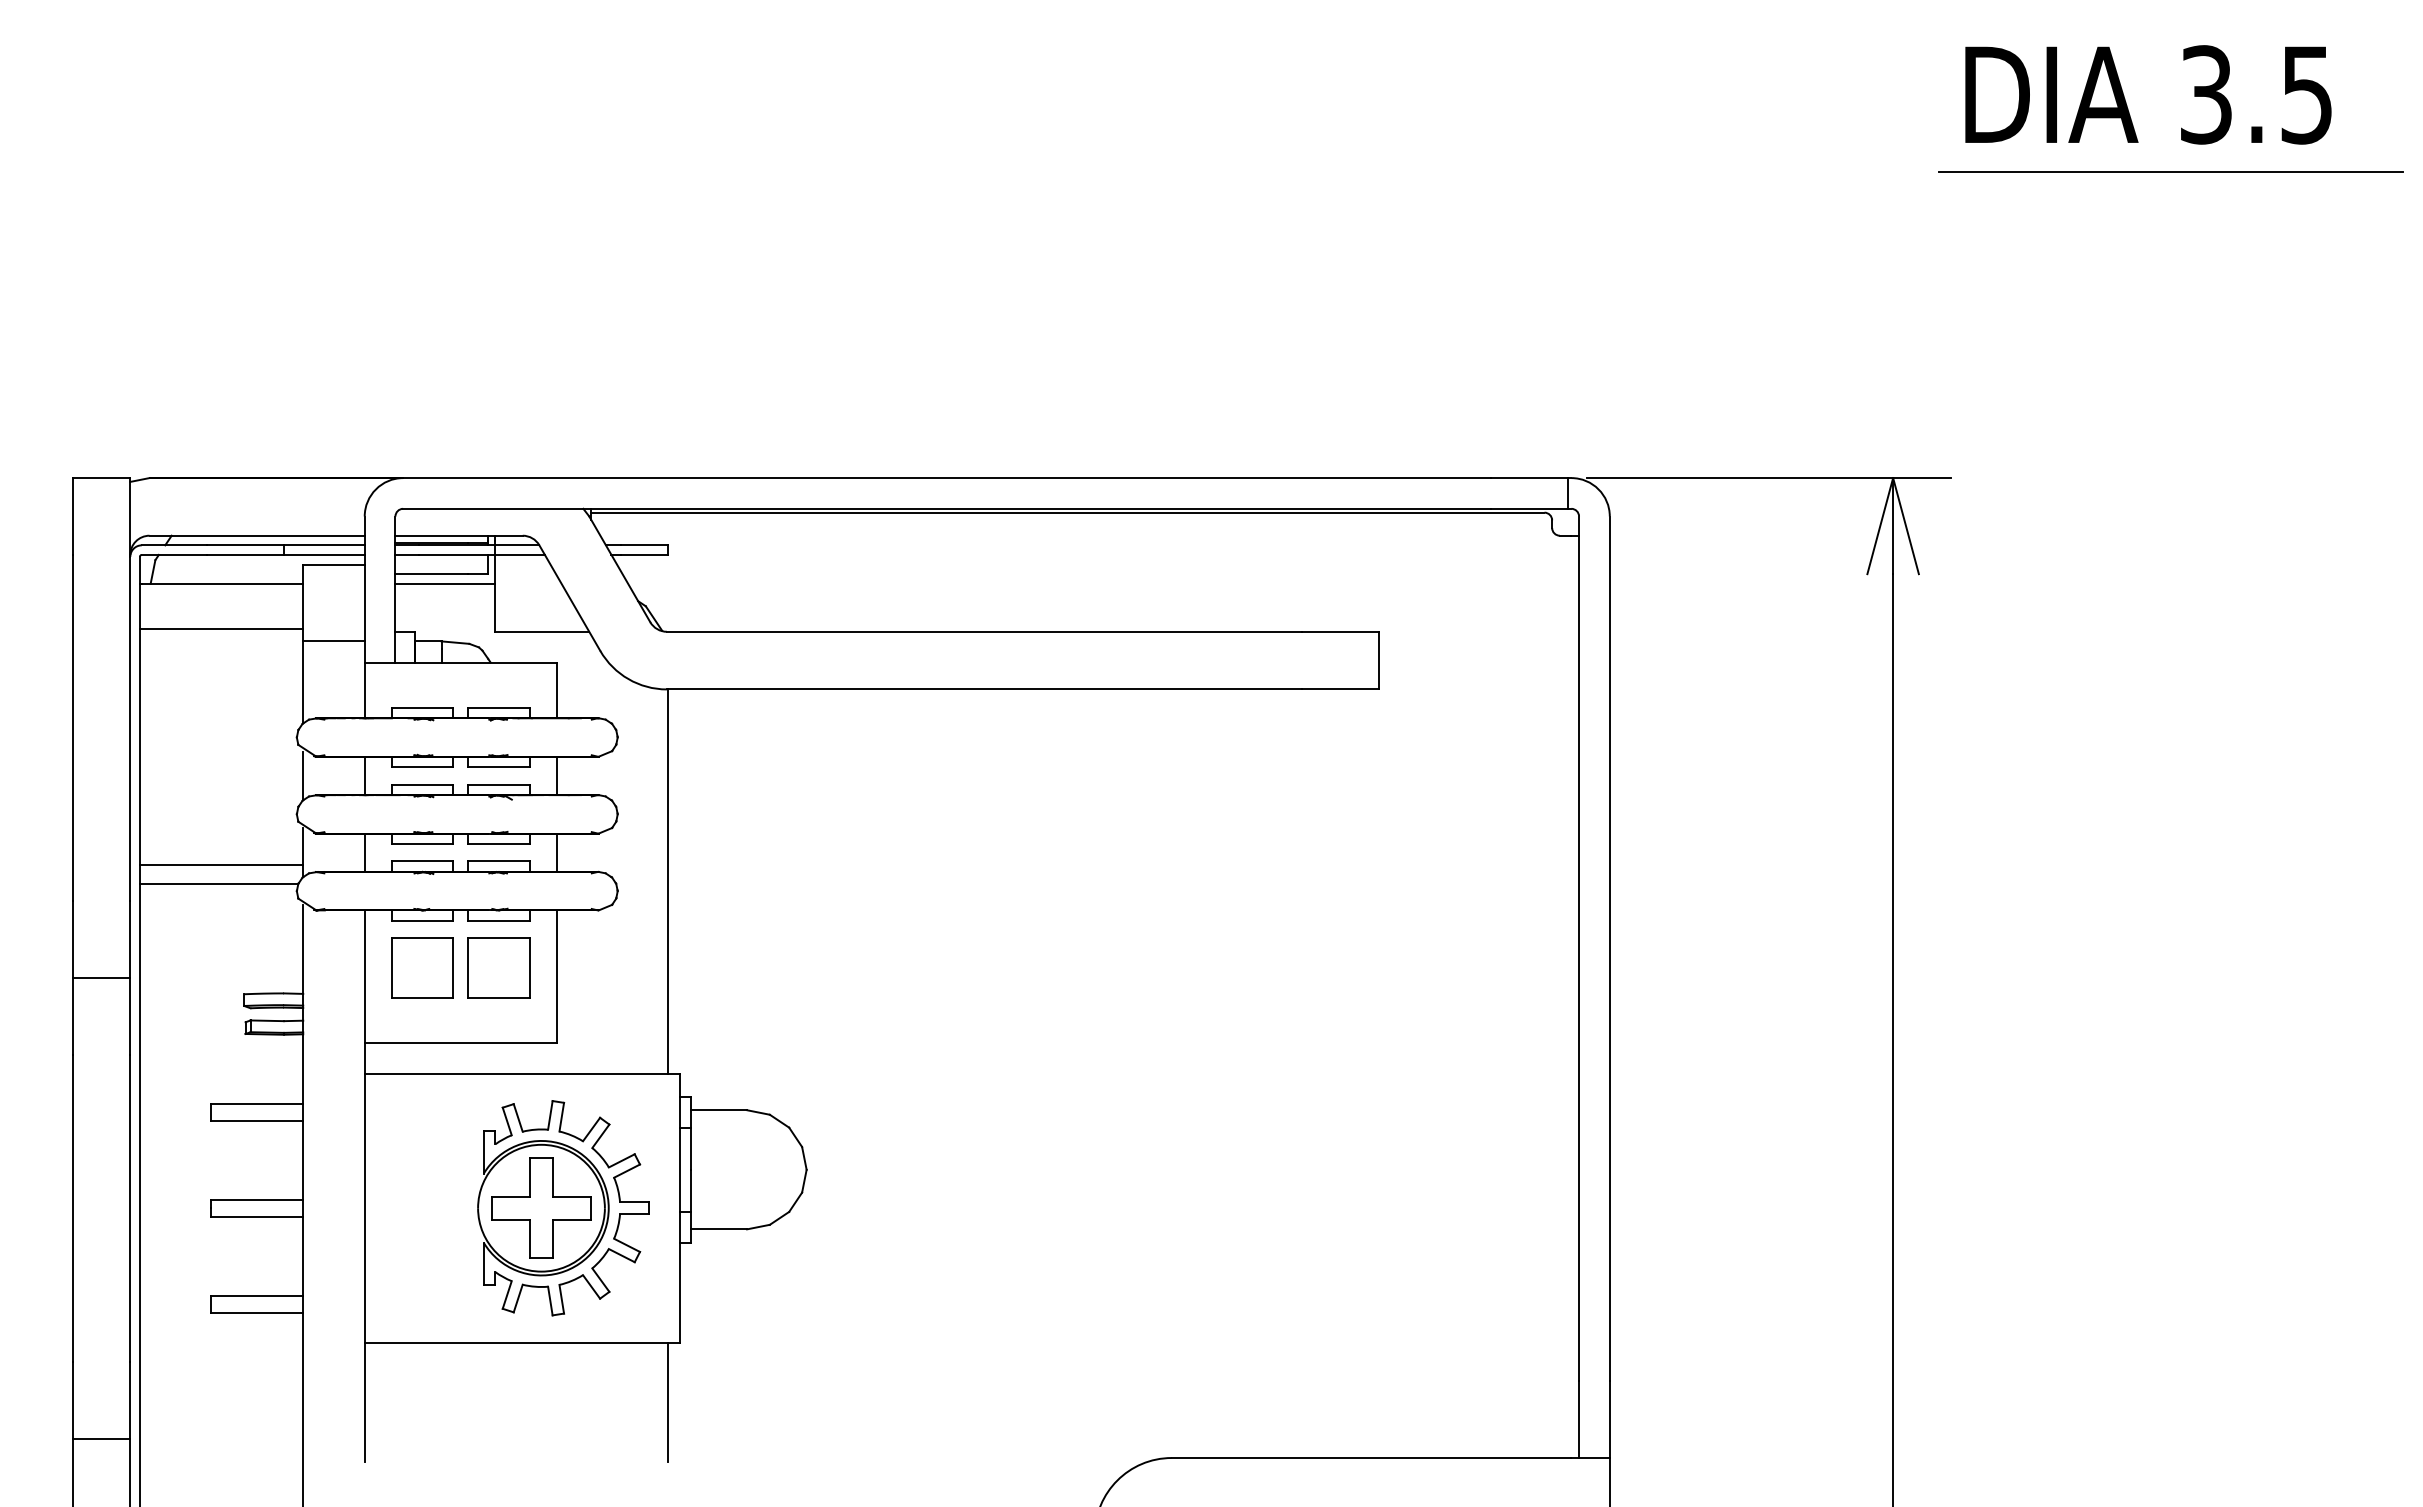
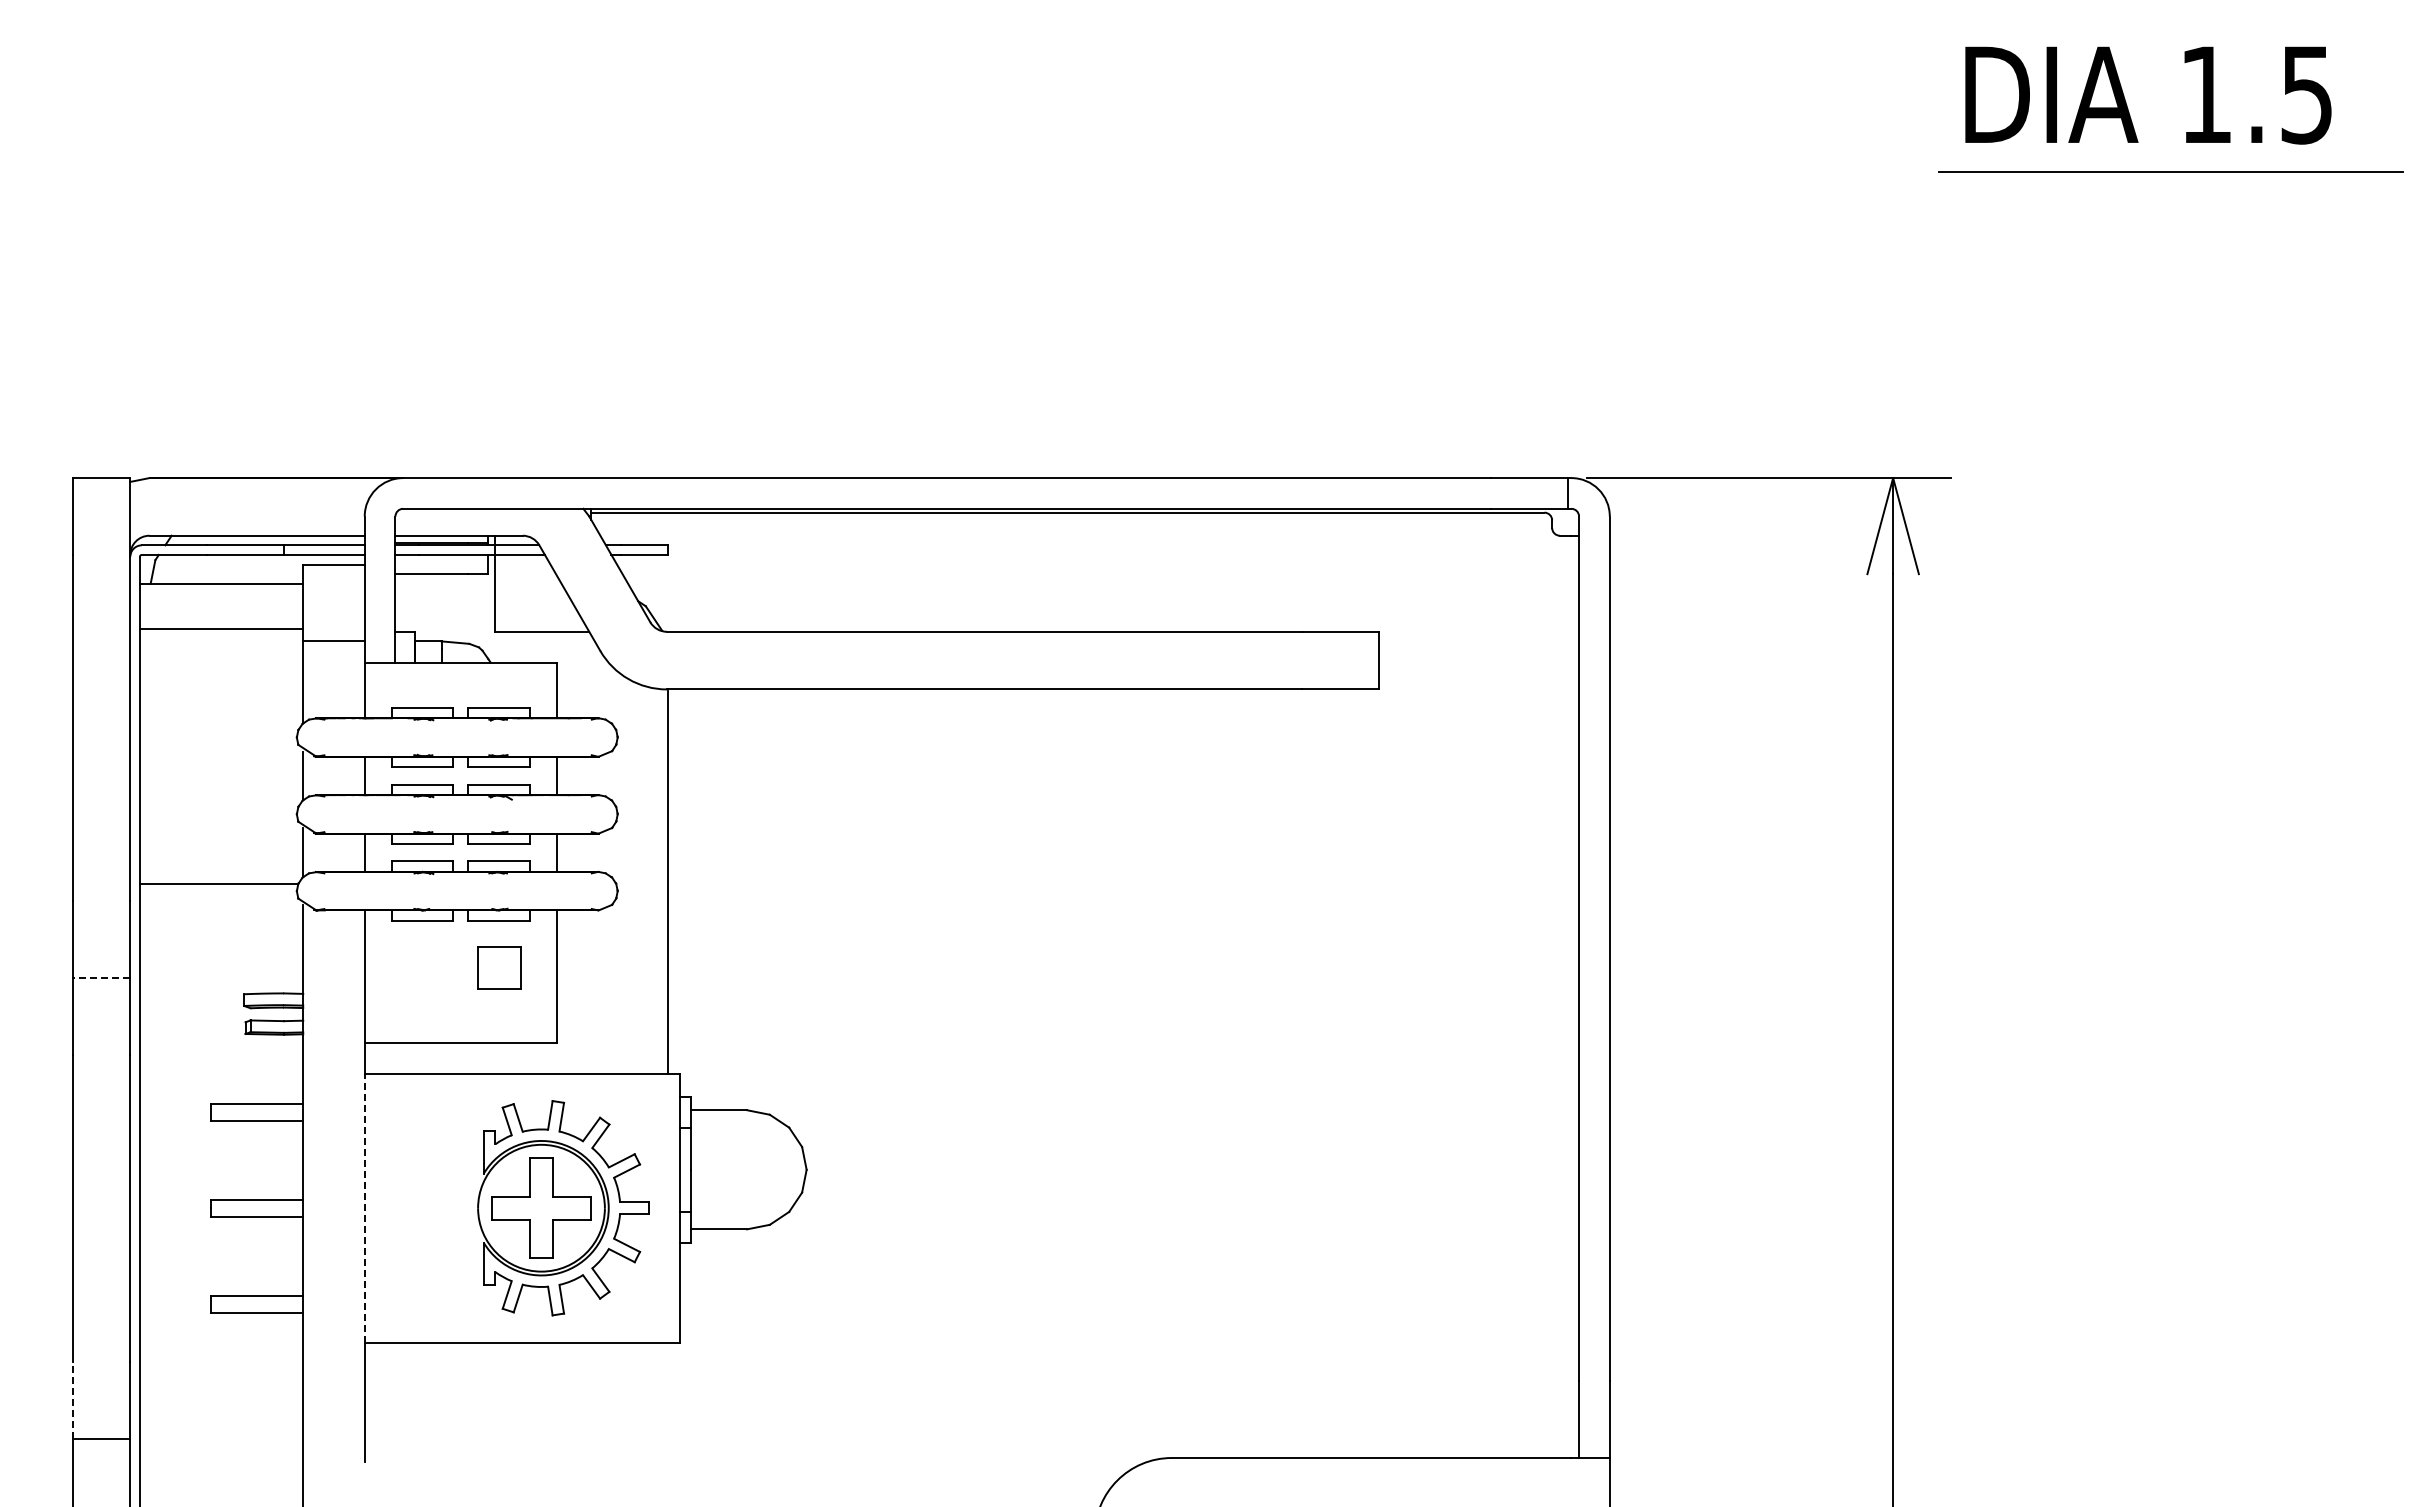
text: 3.5 -> 1.5 (2206, 94)
line: present -> none (445, 583)
line: present -> none (221, 865)
part: present -> none (422, 967)
part size: 64x62 px -> 45x44 px (499, 967)
line: solid -> dashed (101, 977)
line: solid -> dashed (364, 1207)
line: solid -> dashed (72, 1399)
line: present -> none (668, 1401)
